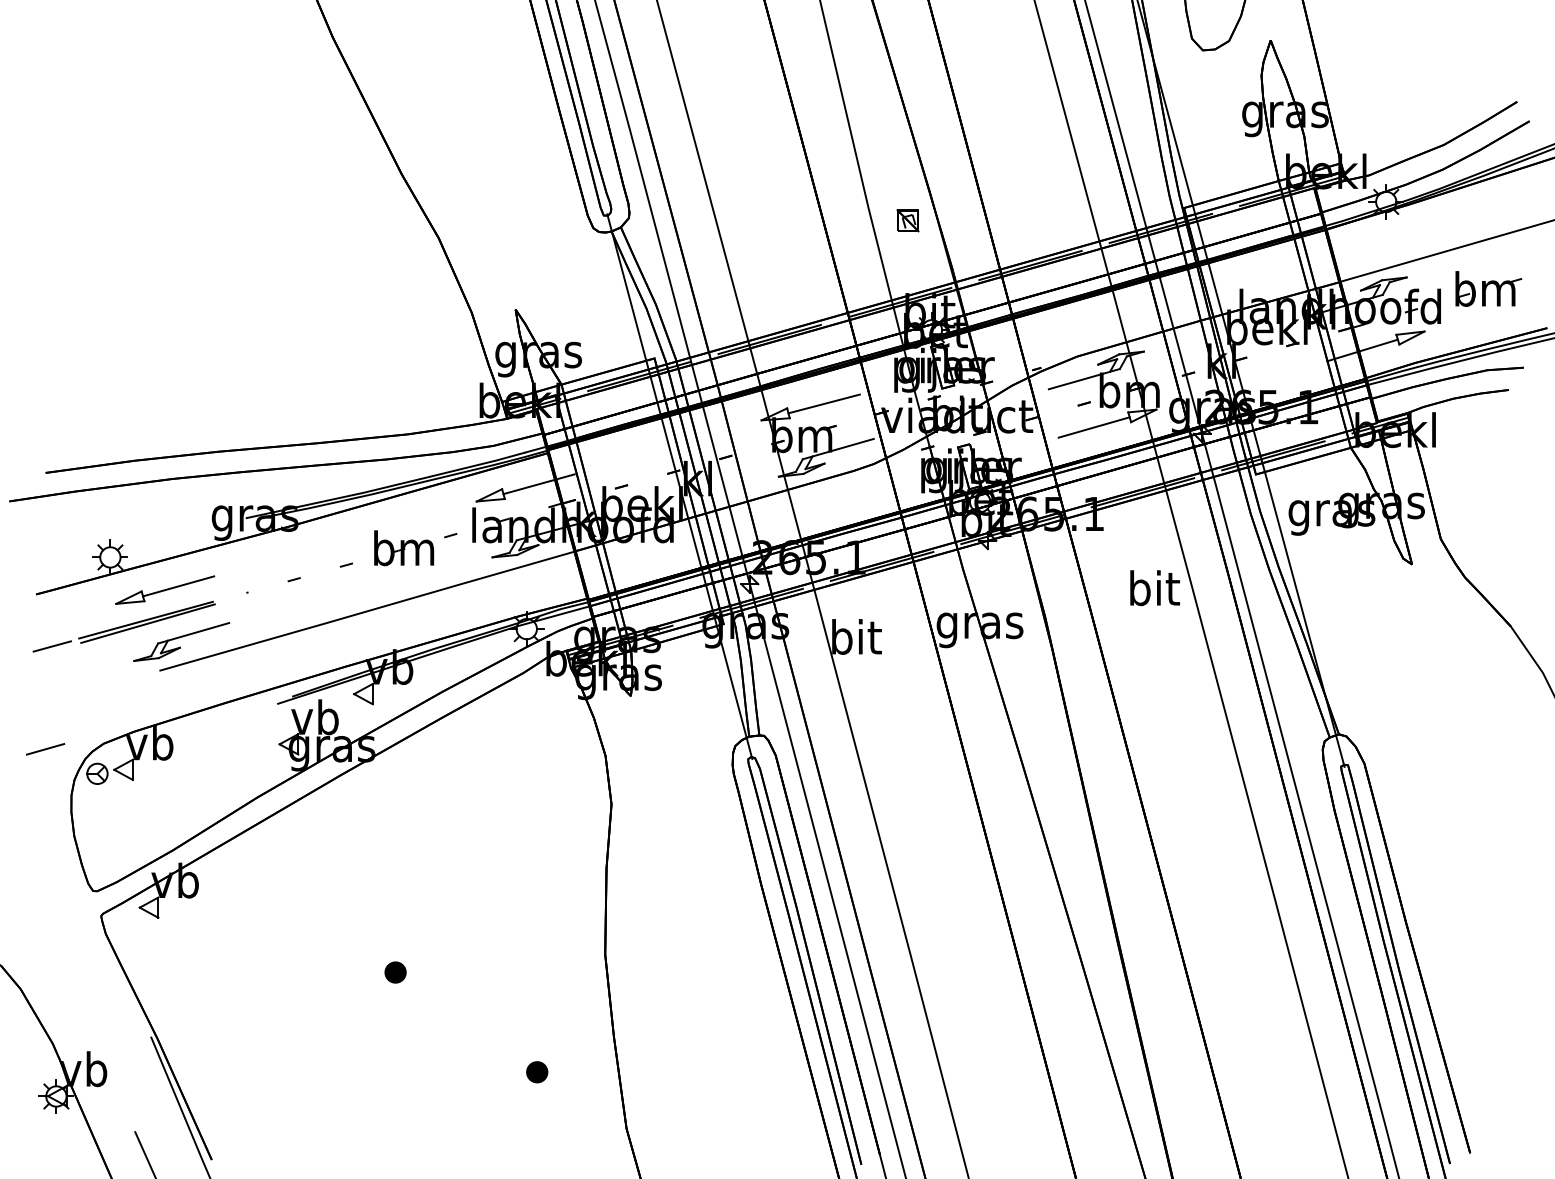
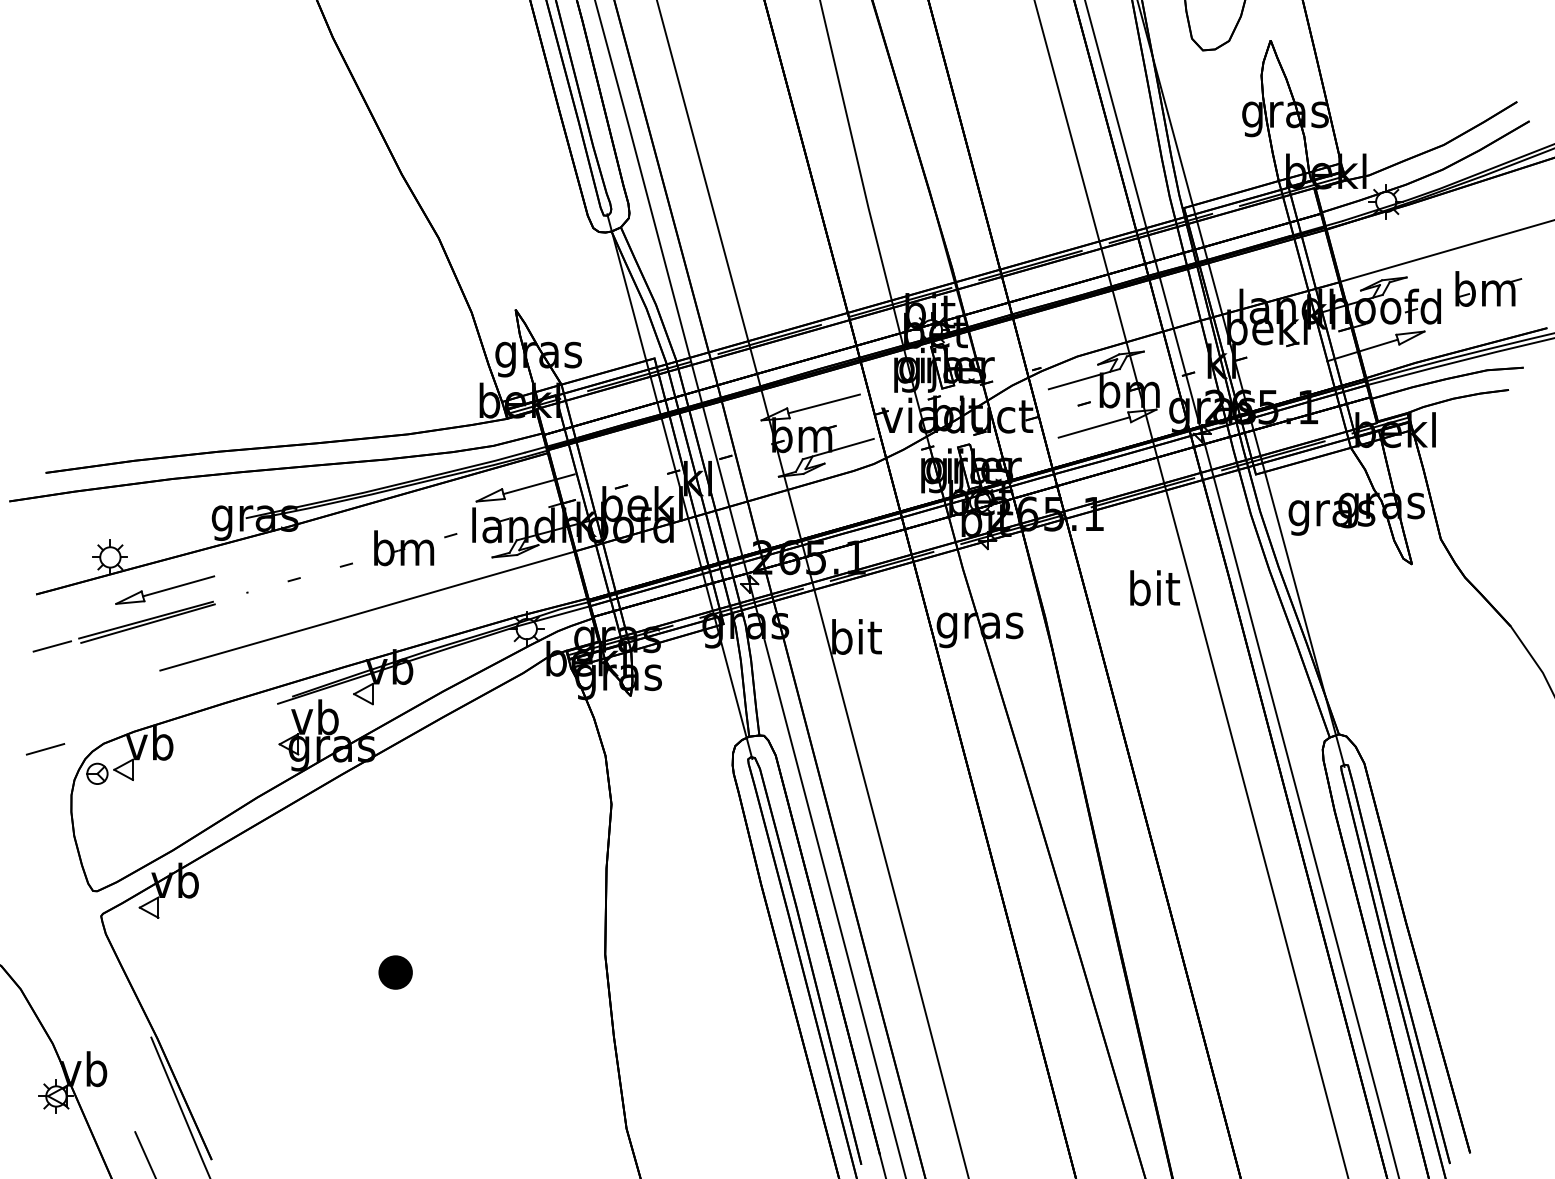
part: present -> none (907, 220)
part: present -> none (181, 641)
part size: 23x23 px -> 35x35 px (395, 972)
part: present -> none (537, 1072)
